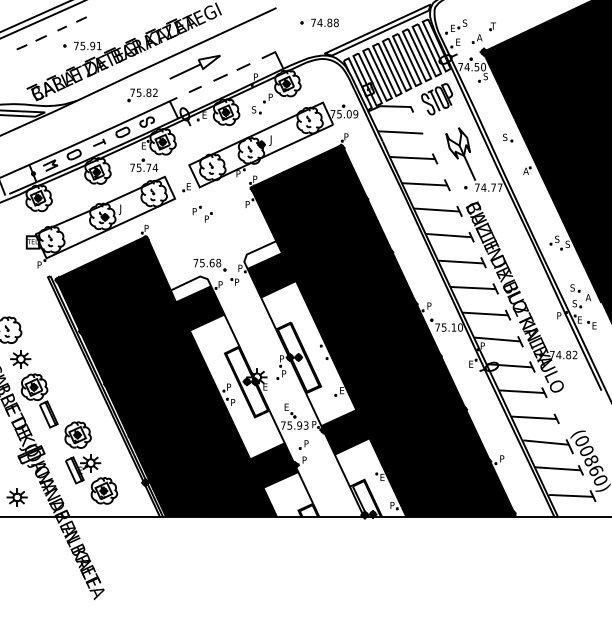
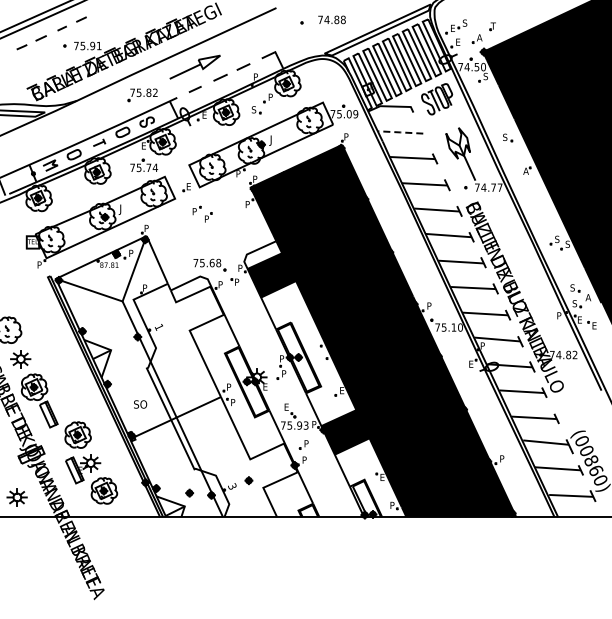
text position: (324, 22) -> (331, 19) (331, 19)
line: solid -> dashed (400, 132)
fill: present -> none (176, 376)
